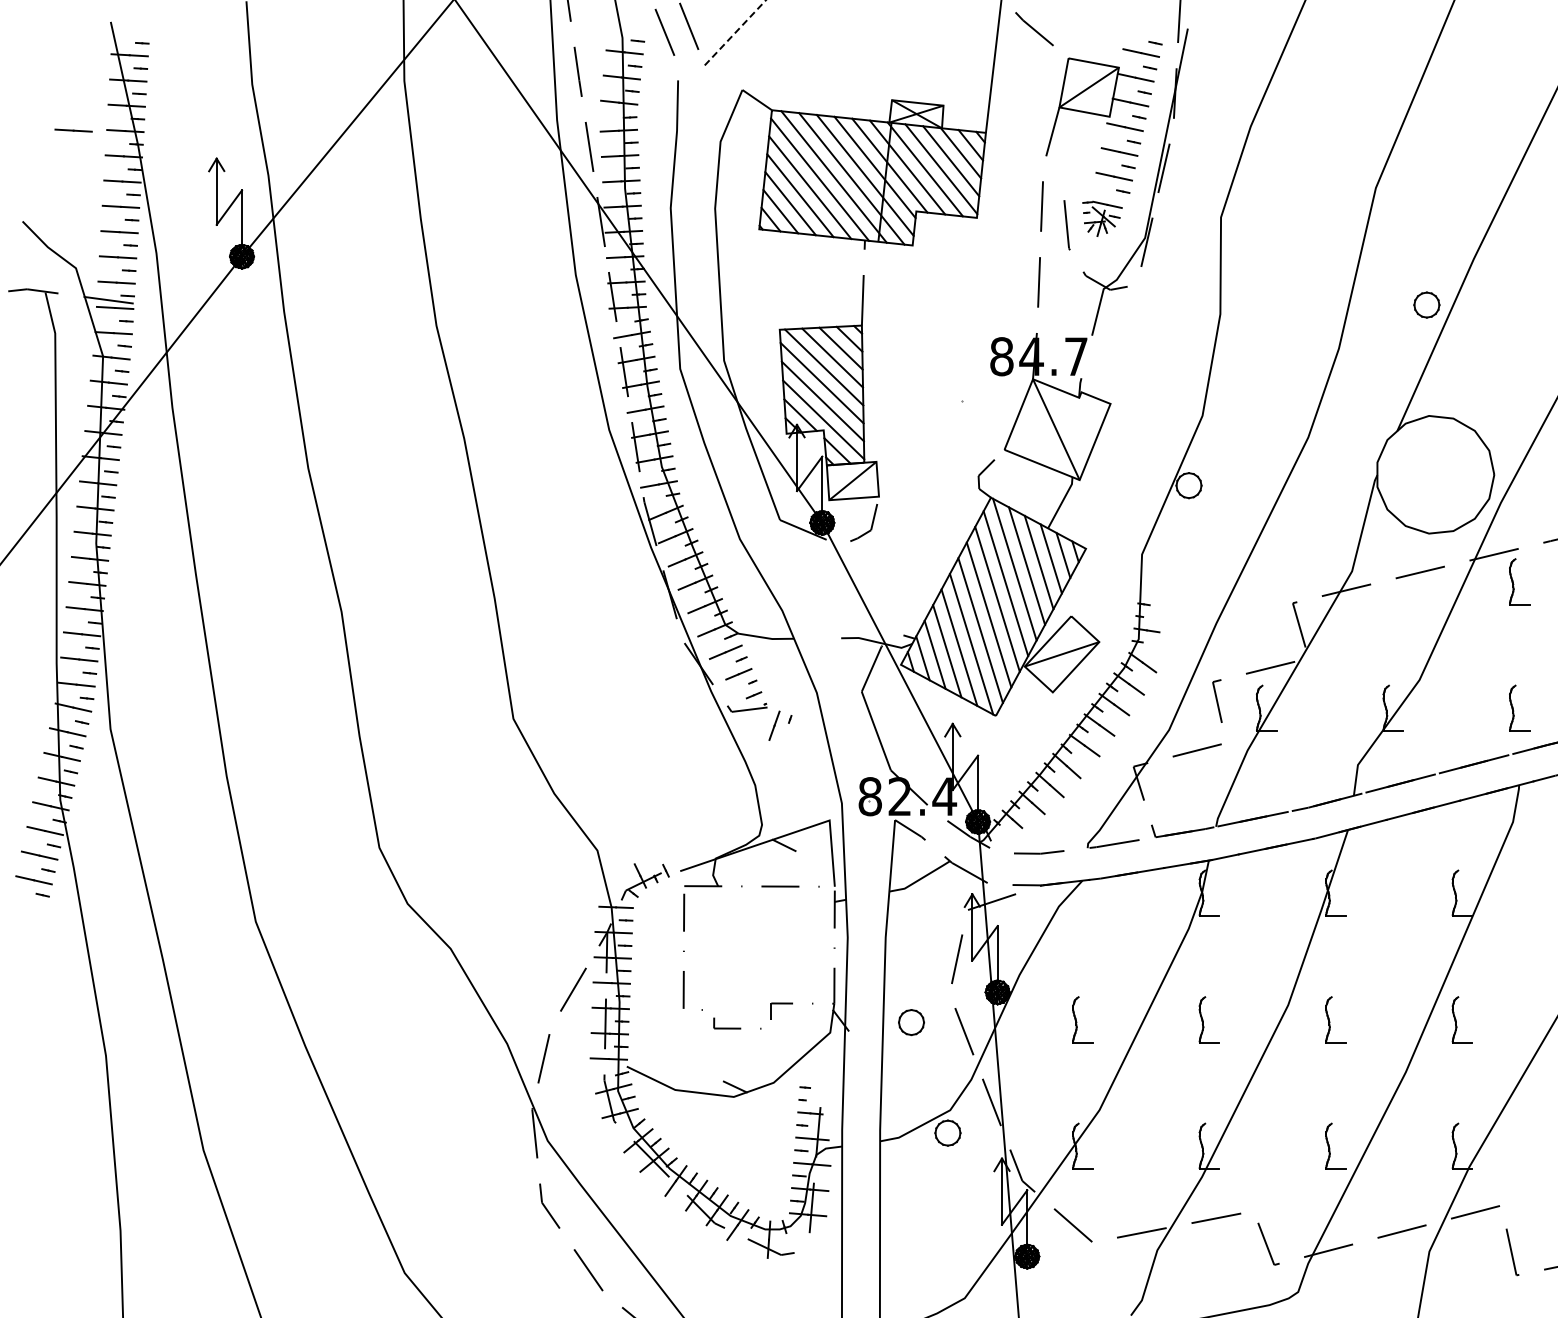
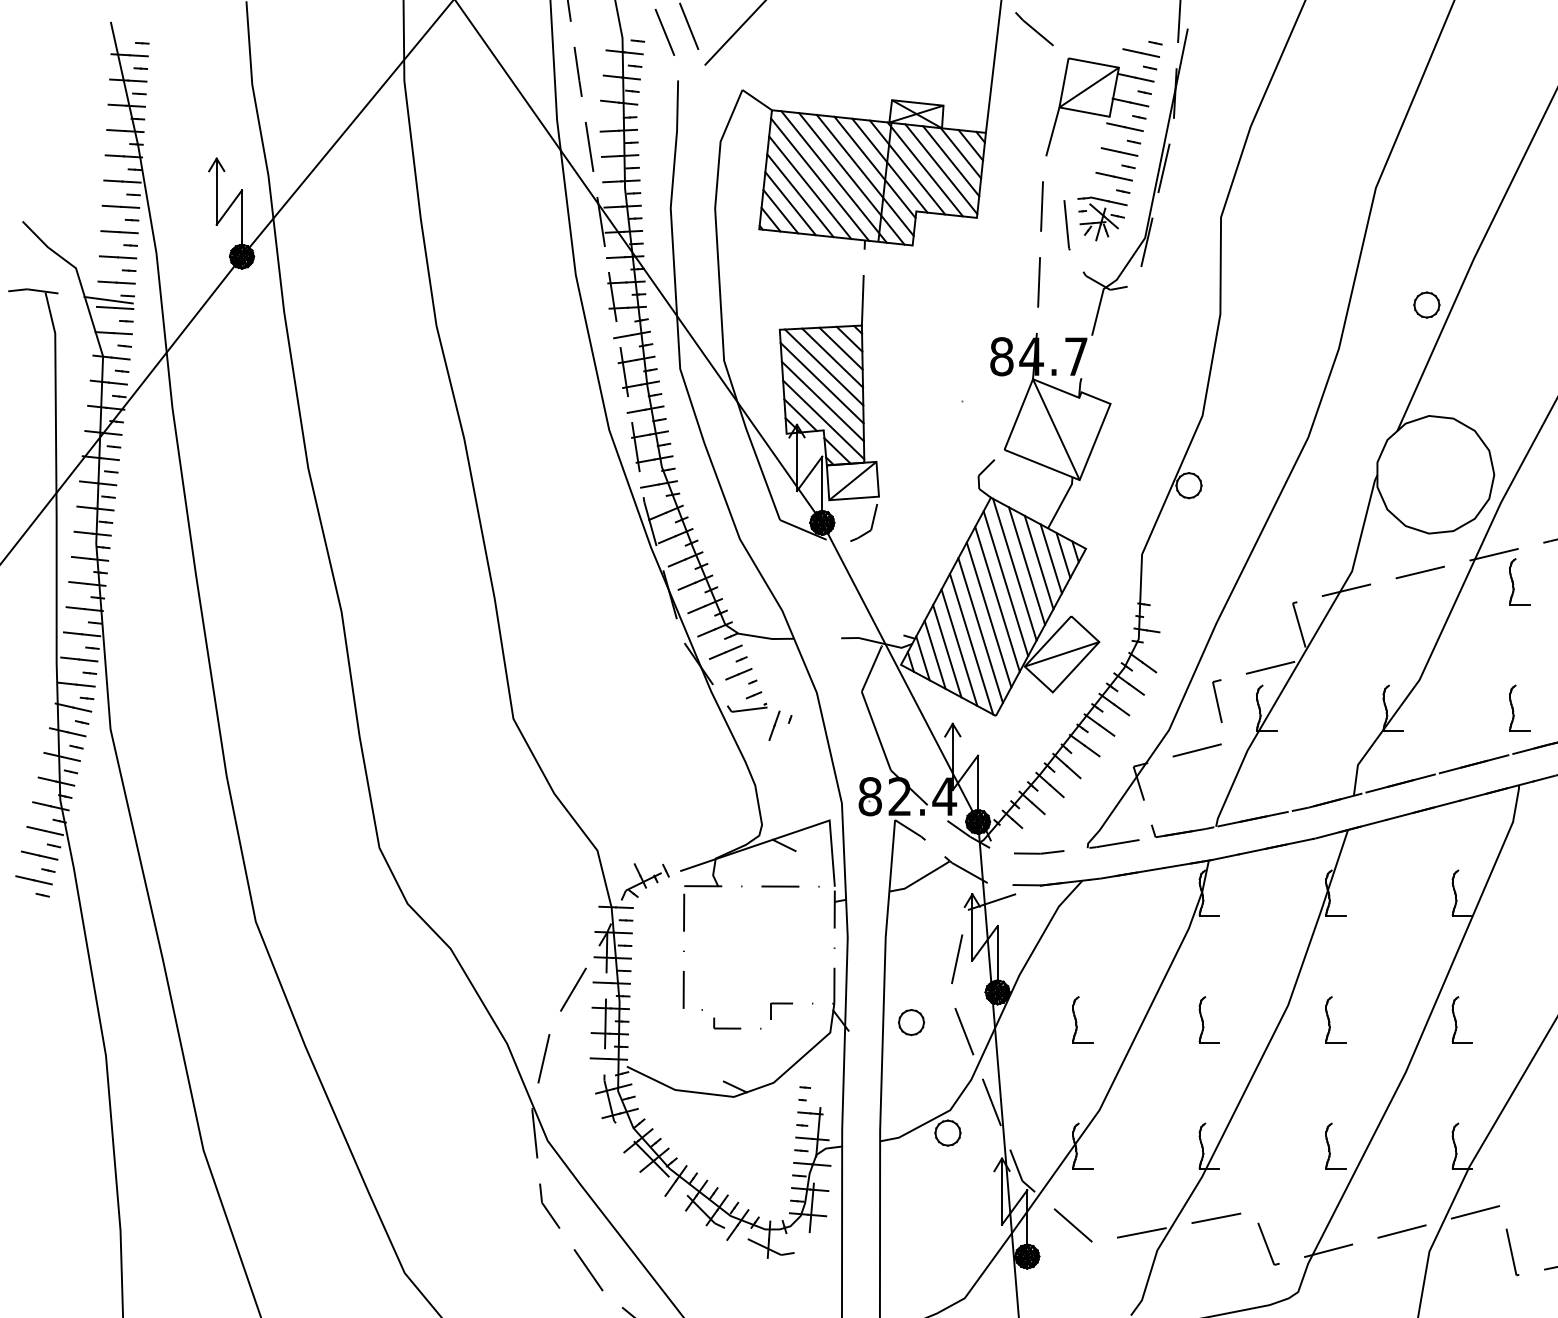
line: dashed -> solid (735, 32)
line: present -> none (73, 130)
part size: 41x37 px -> 51x46 px (1102, 218)
